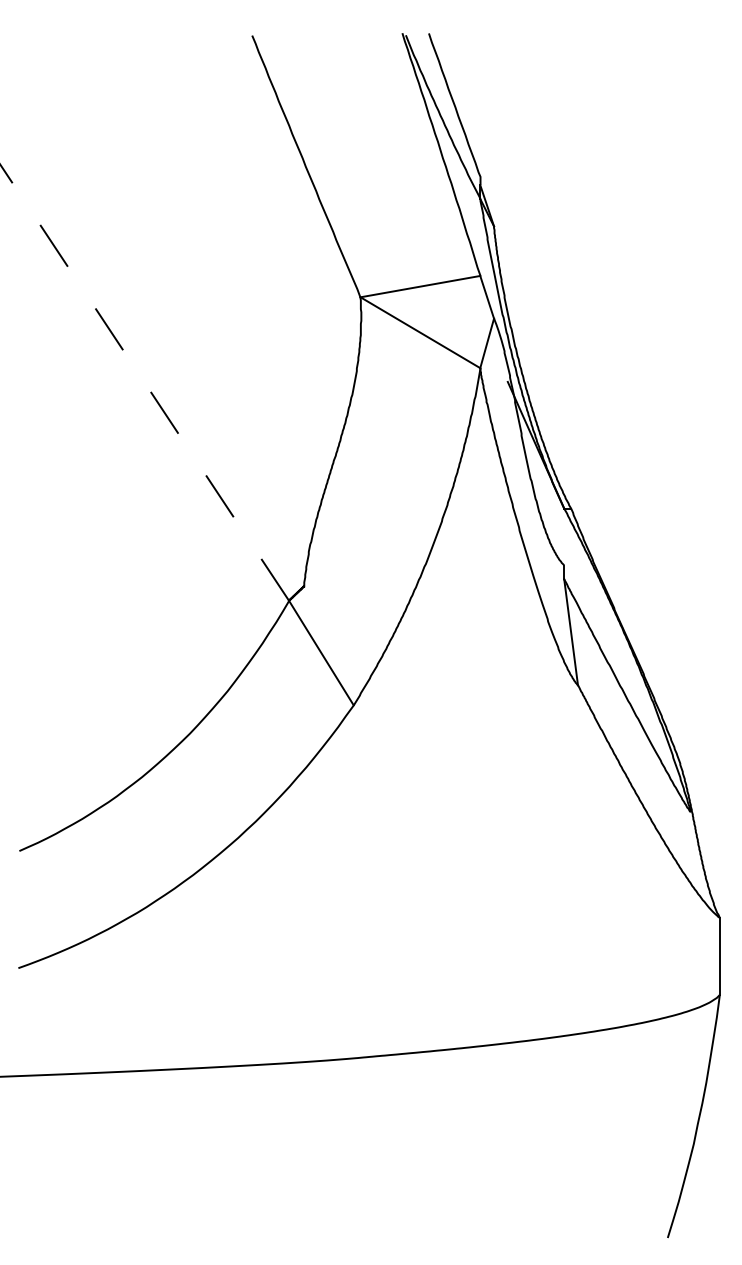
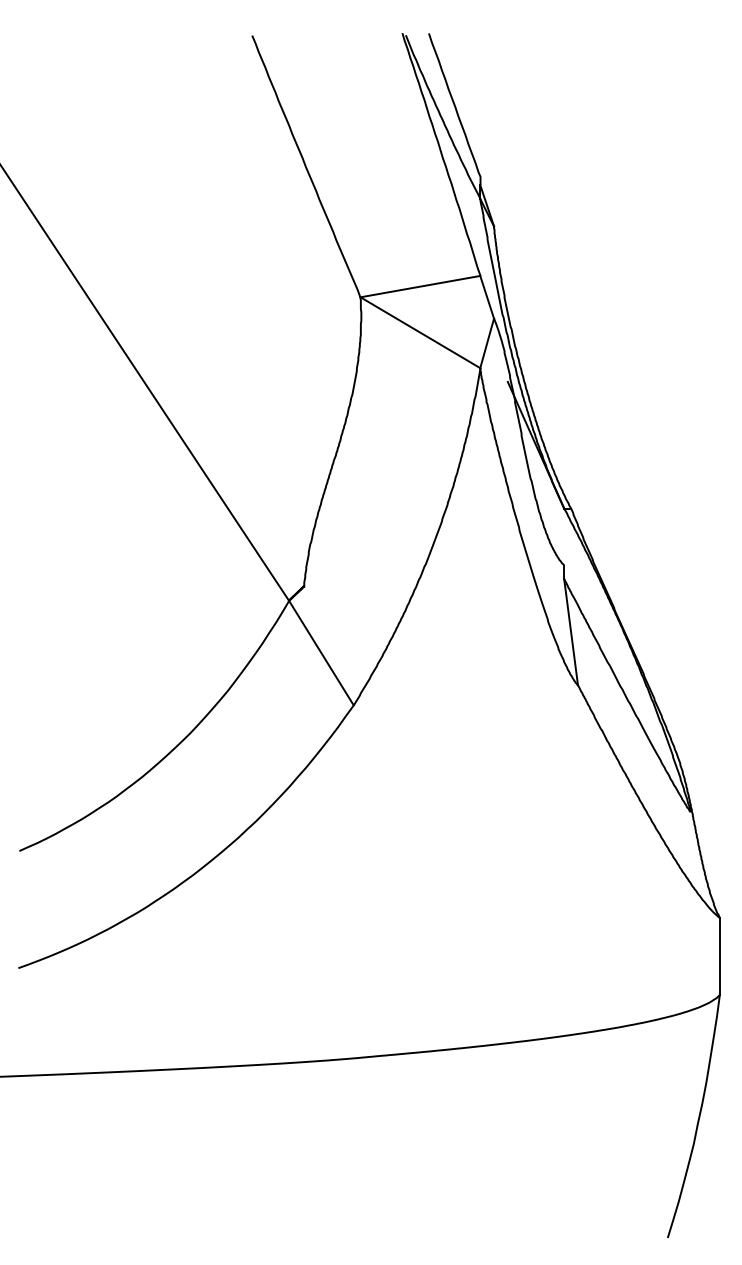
line: dashed -> solid (144, 382)
